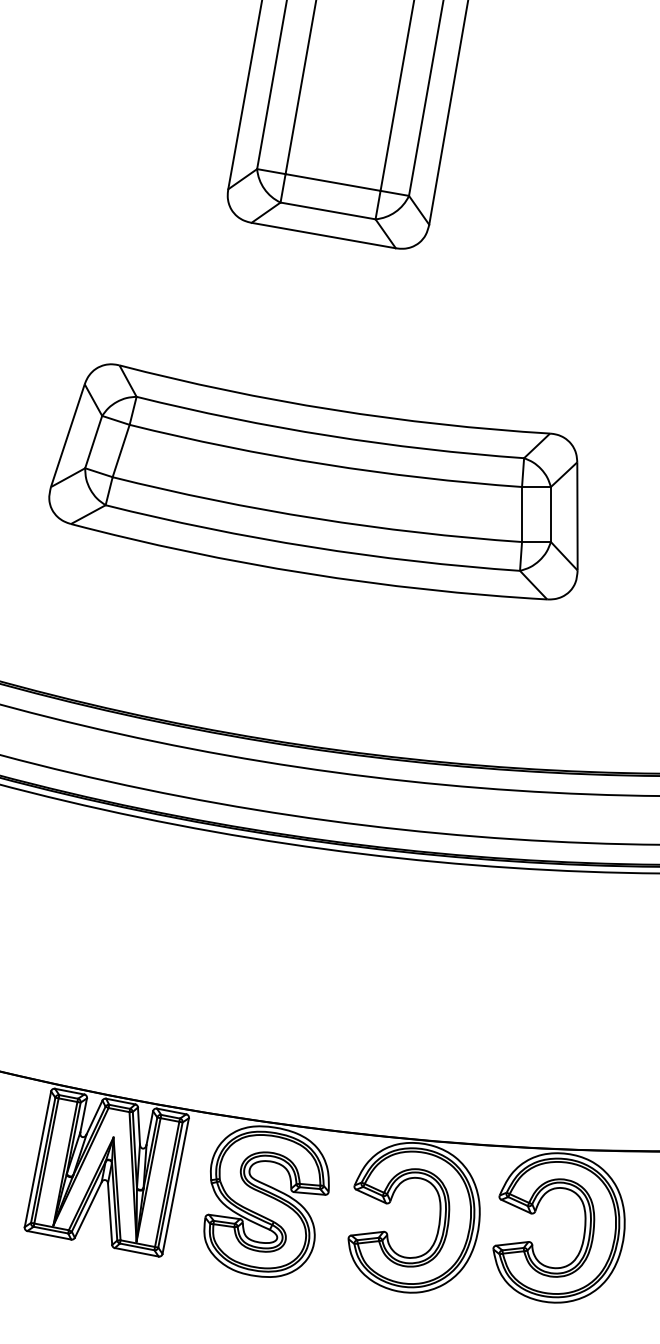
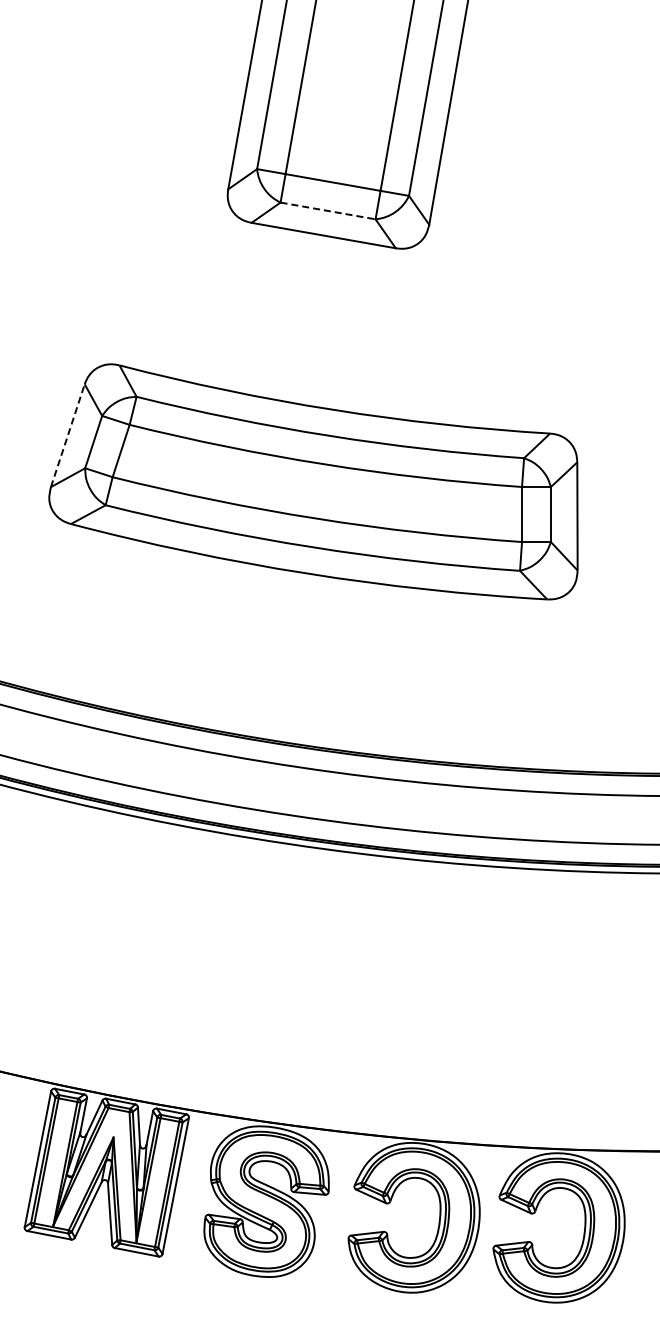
line: solid -> dashed (328, 211)
line: solid -> dashed (68, 435)
